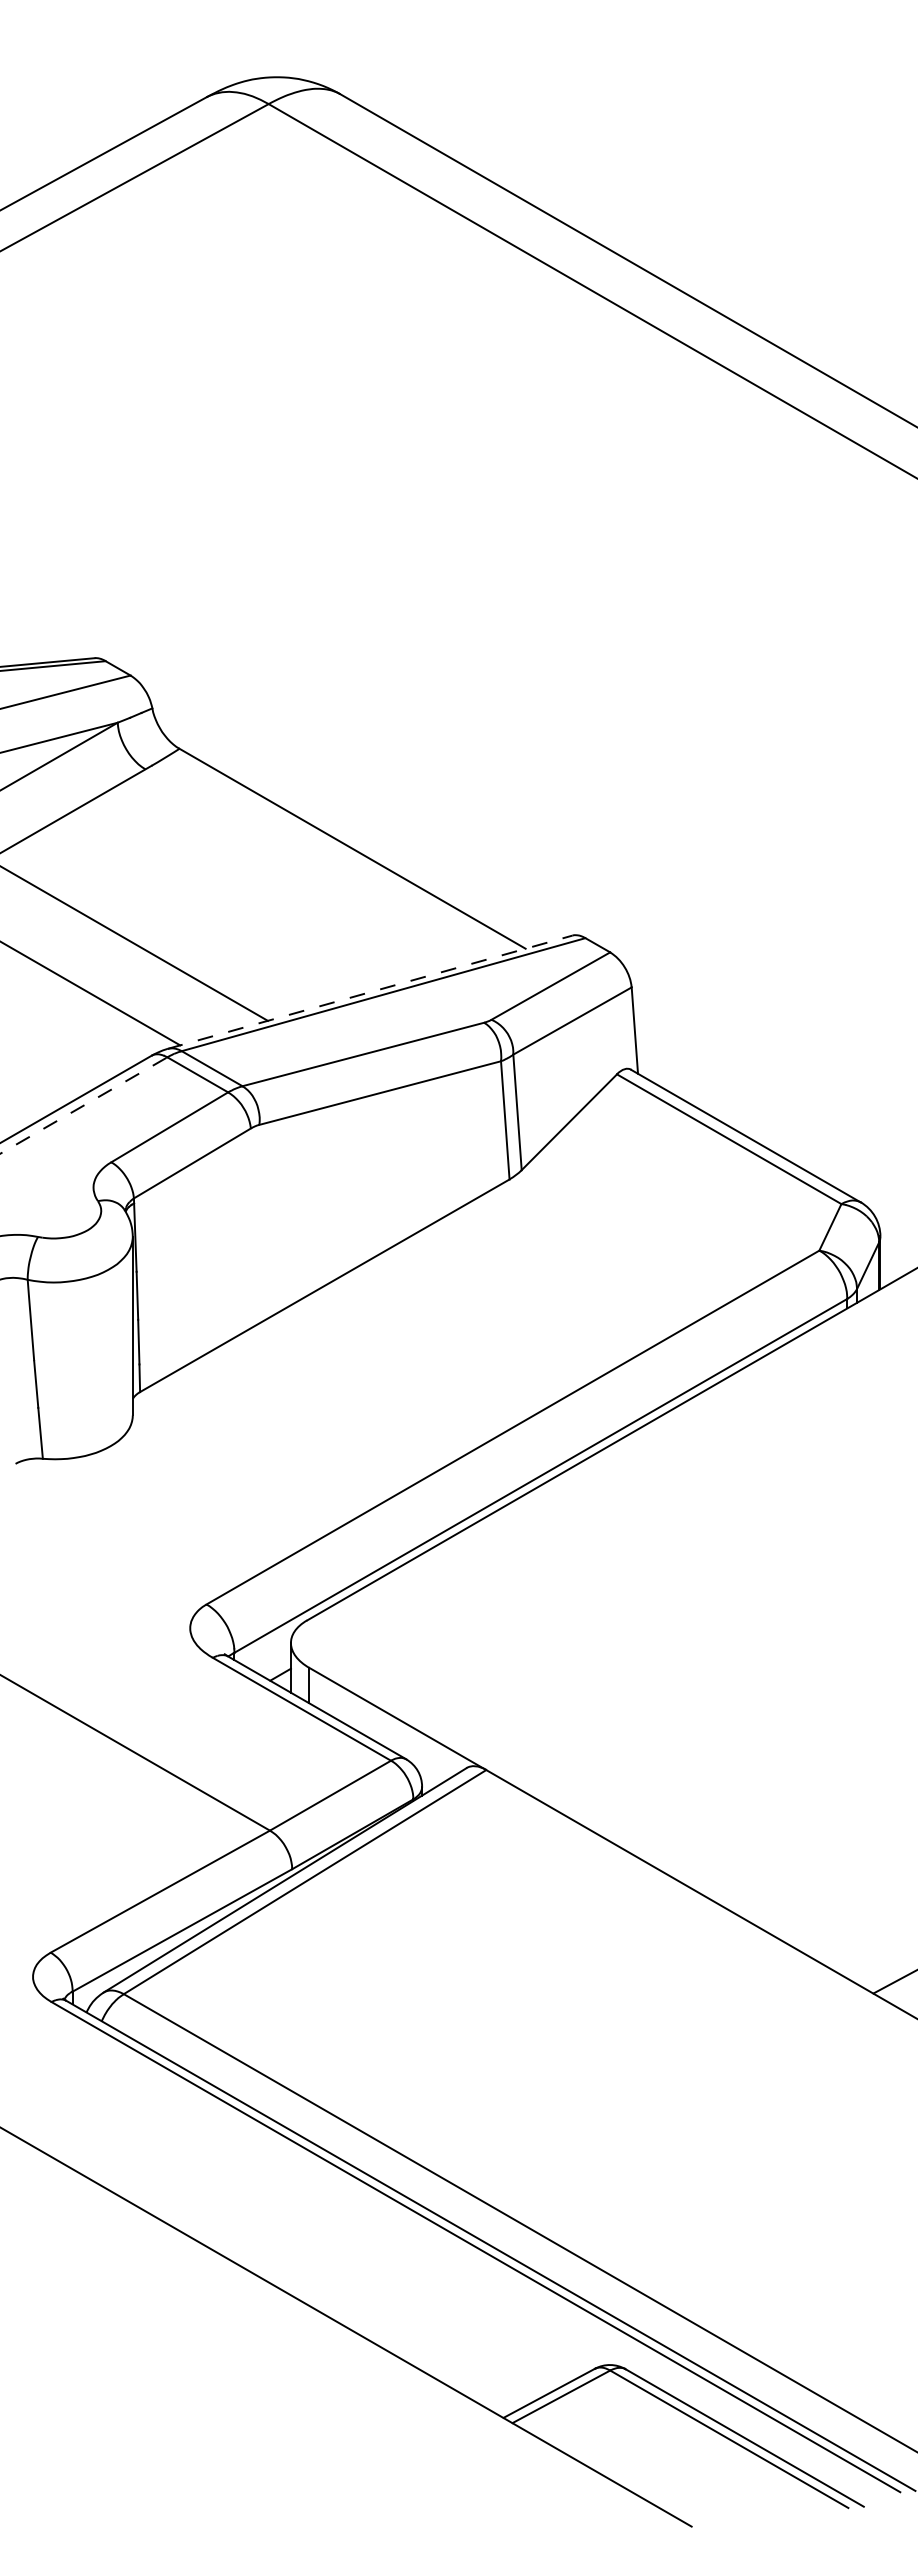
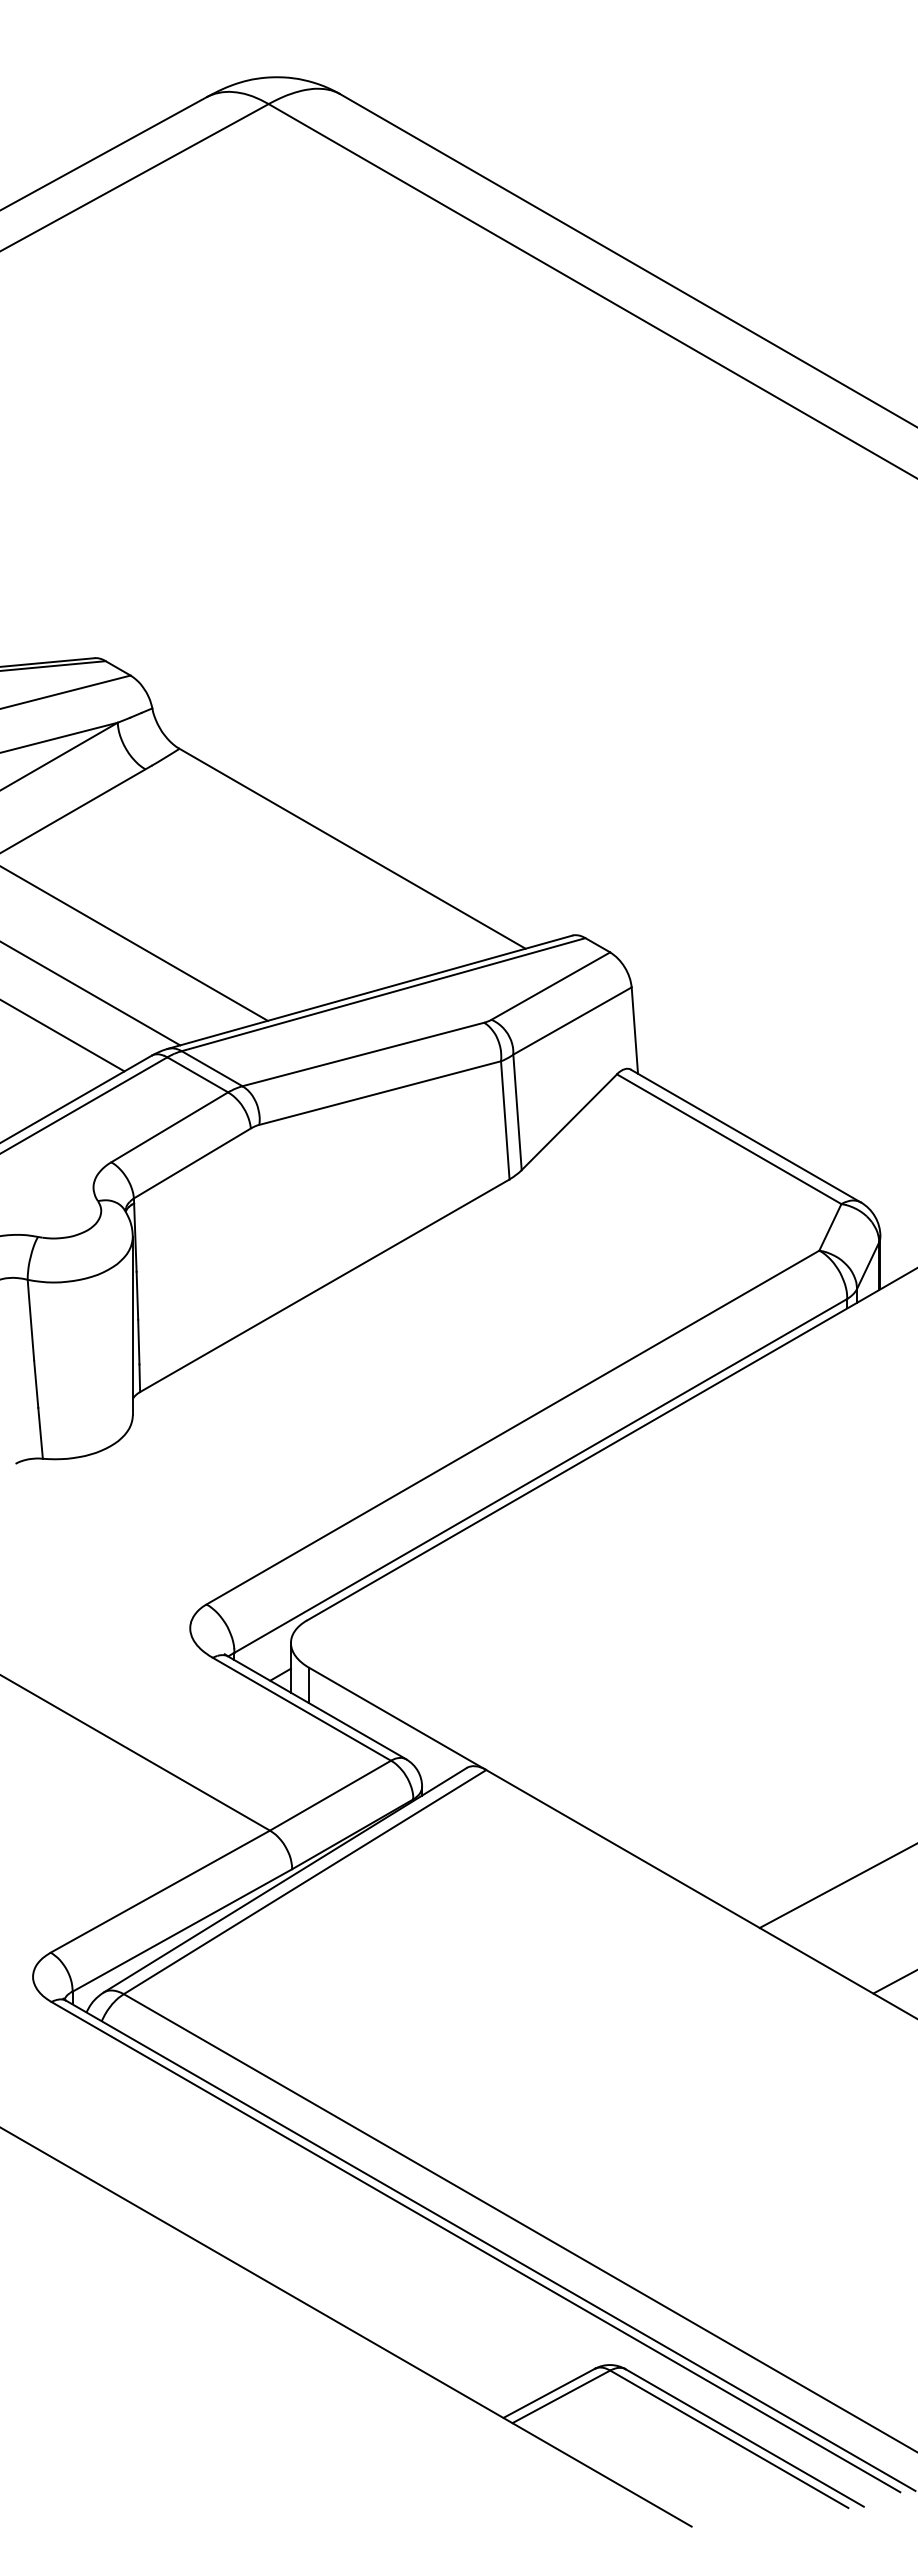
line: dashed -> solid (370, 992)
line: none -> present (63, 1035)
line: dashed -> solid (84, 1105)
line: none -> present (836, 1886)
